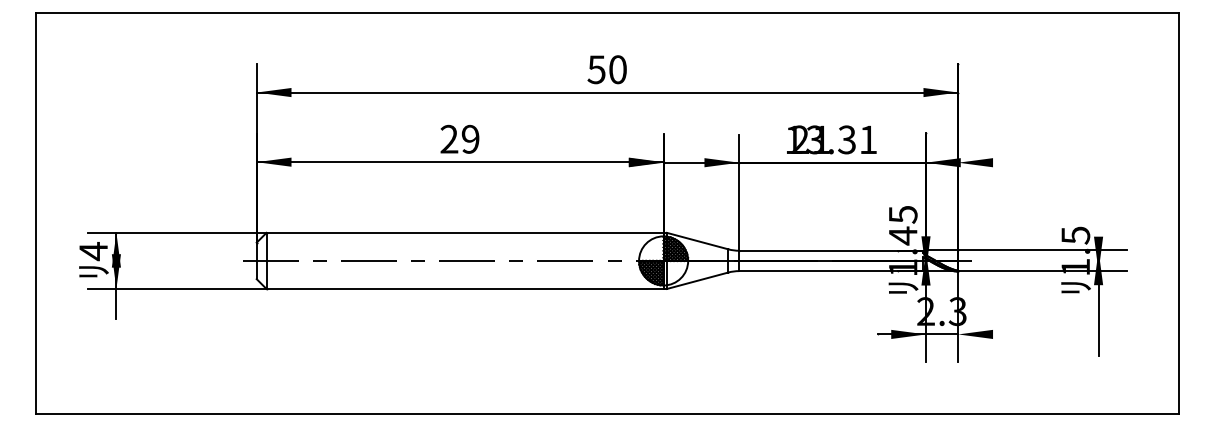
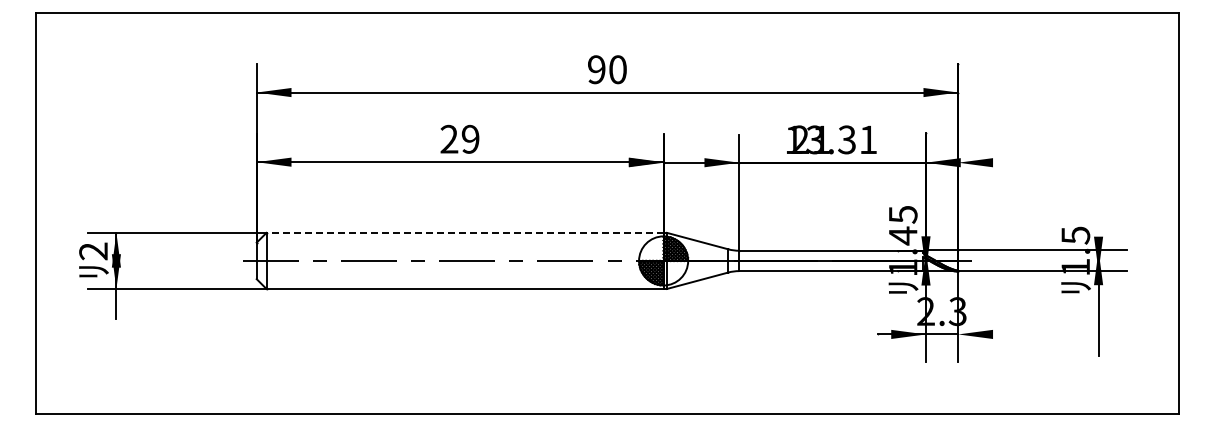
text: 50 -> 90 (596, 69)
line: solid -> dashed (465, 232)
text: 4 -> 2 (93, 251)
